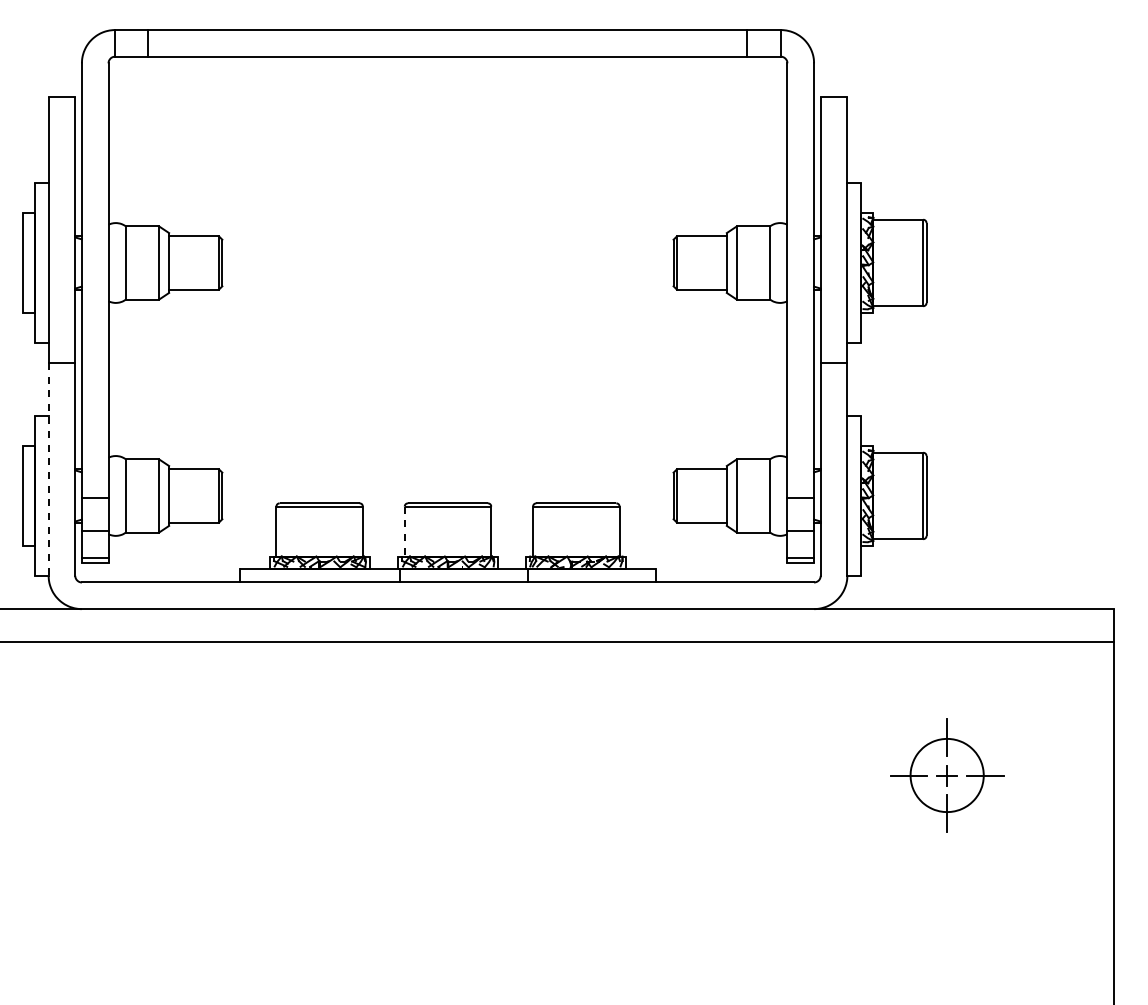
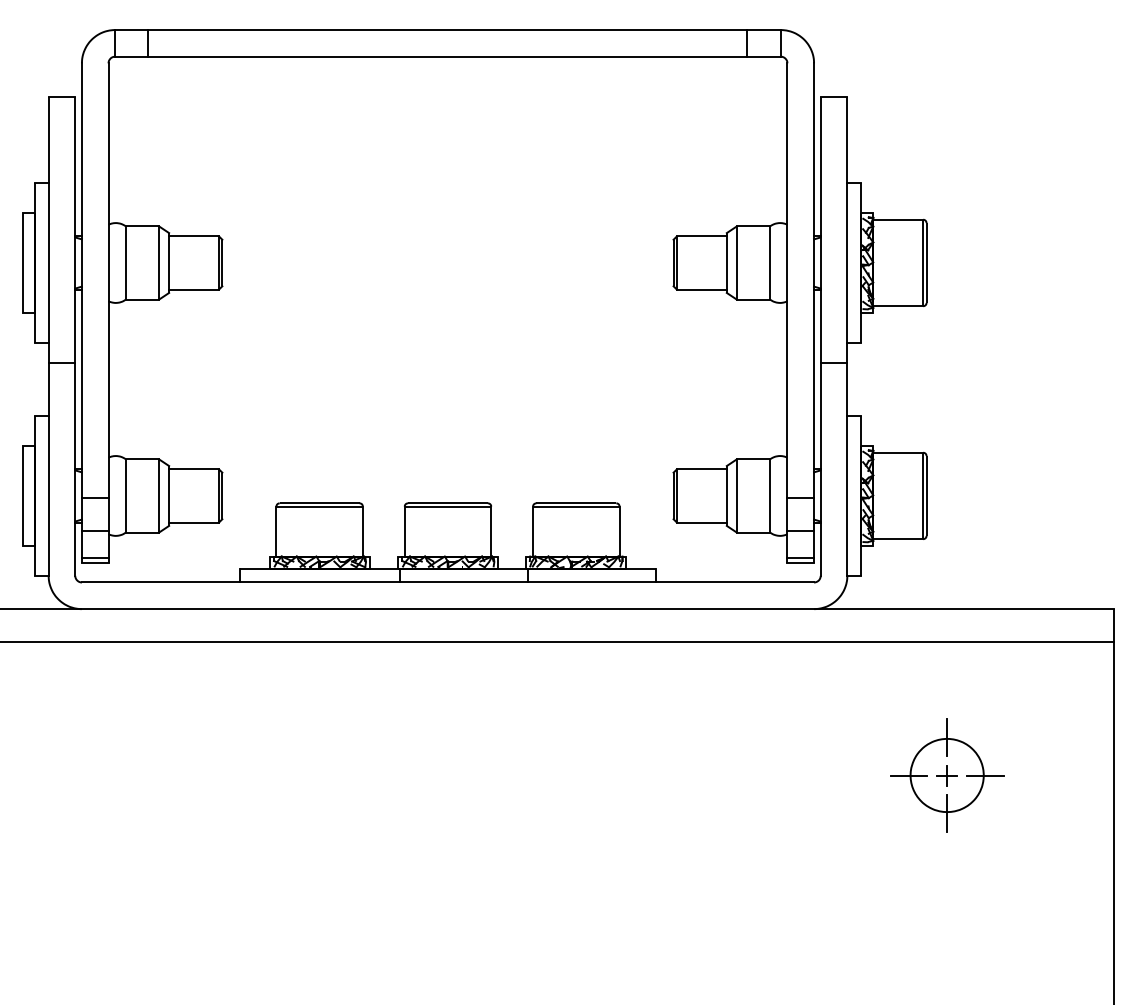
line: dashed -> solid (48, 469)
line: dashed -> solid (404, 531)
